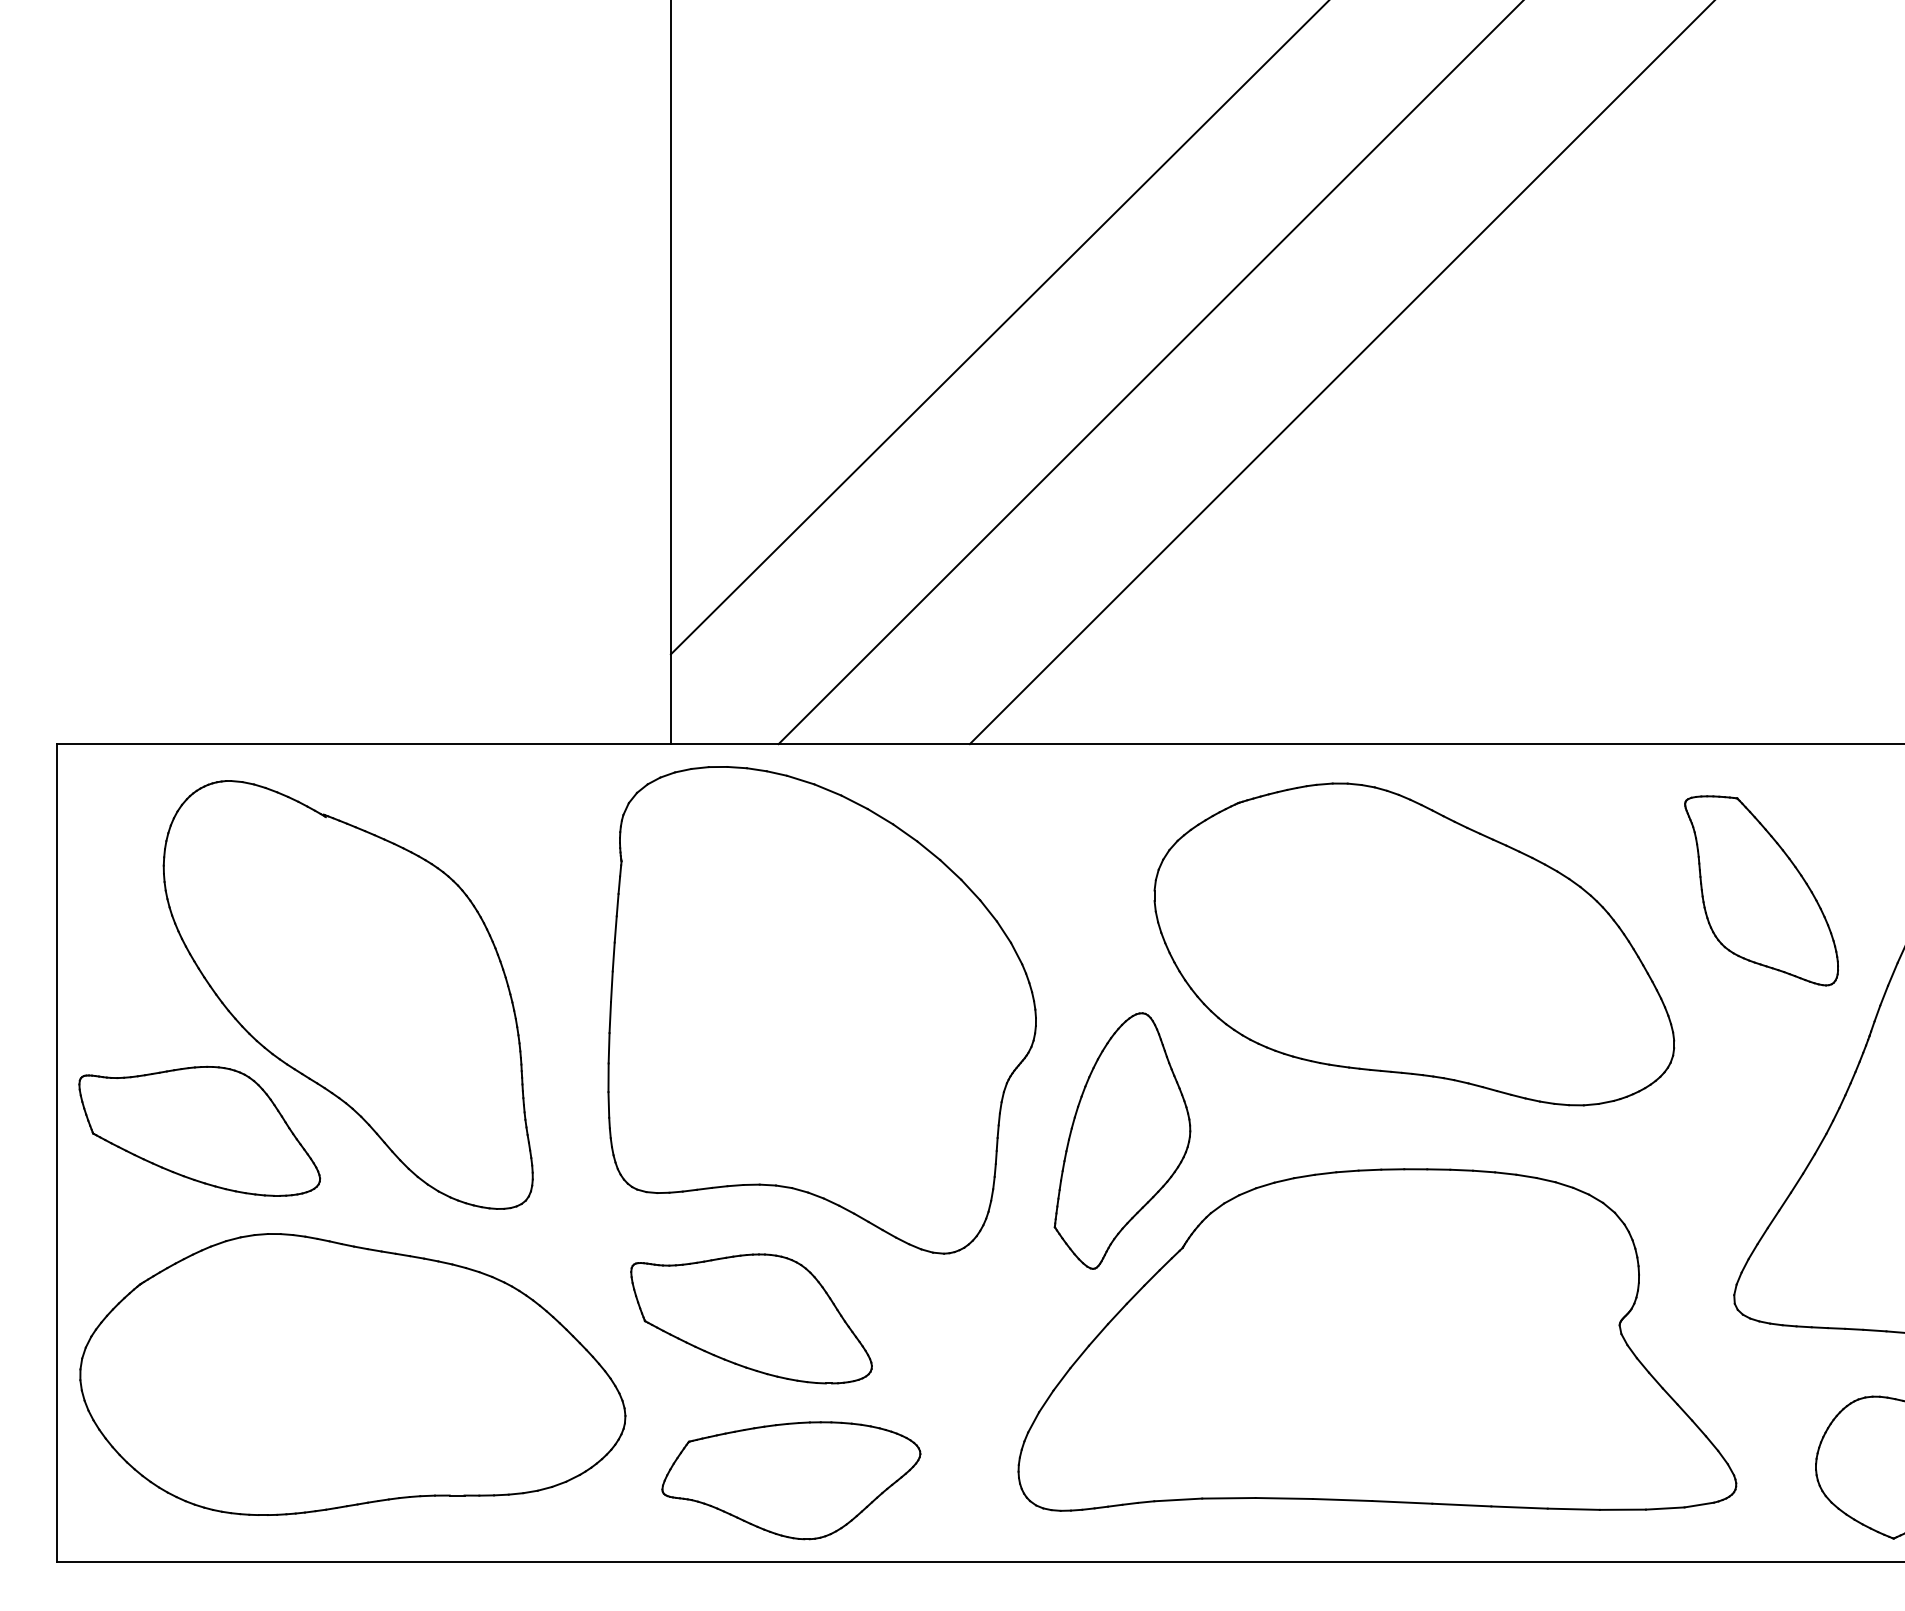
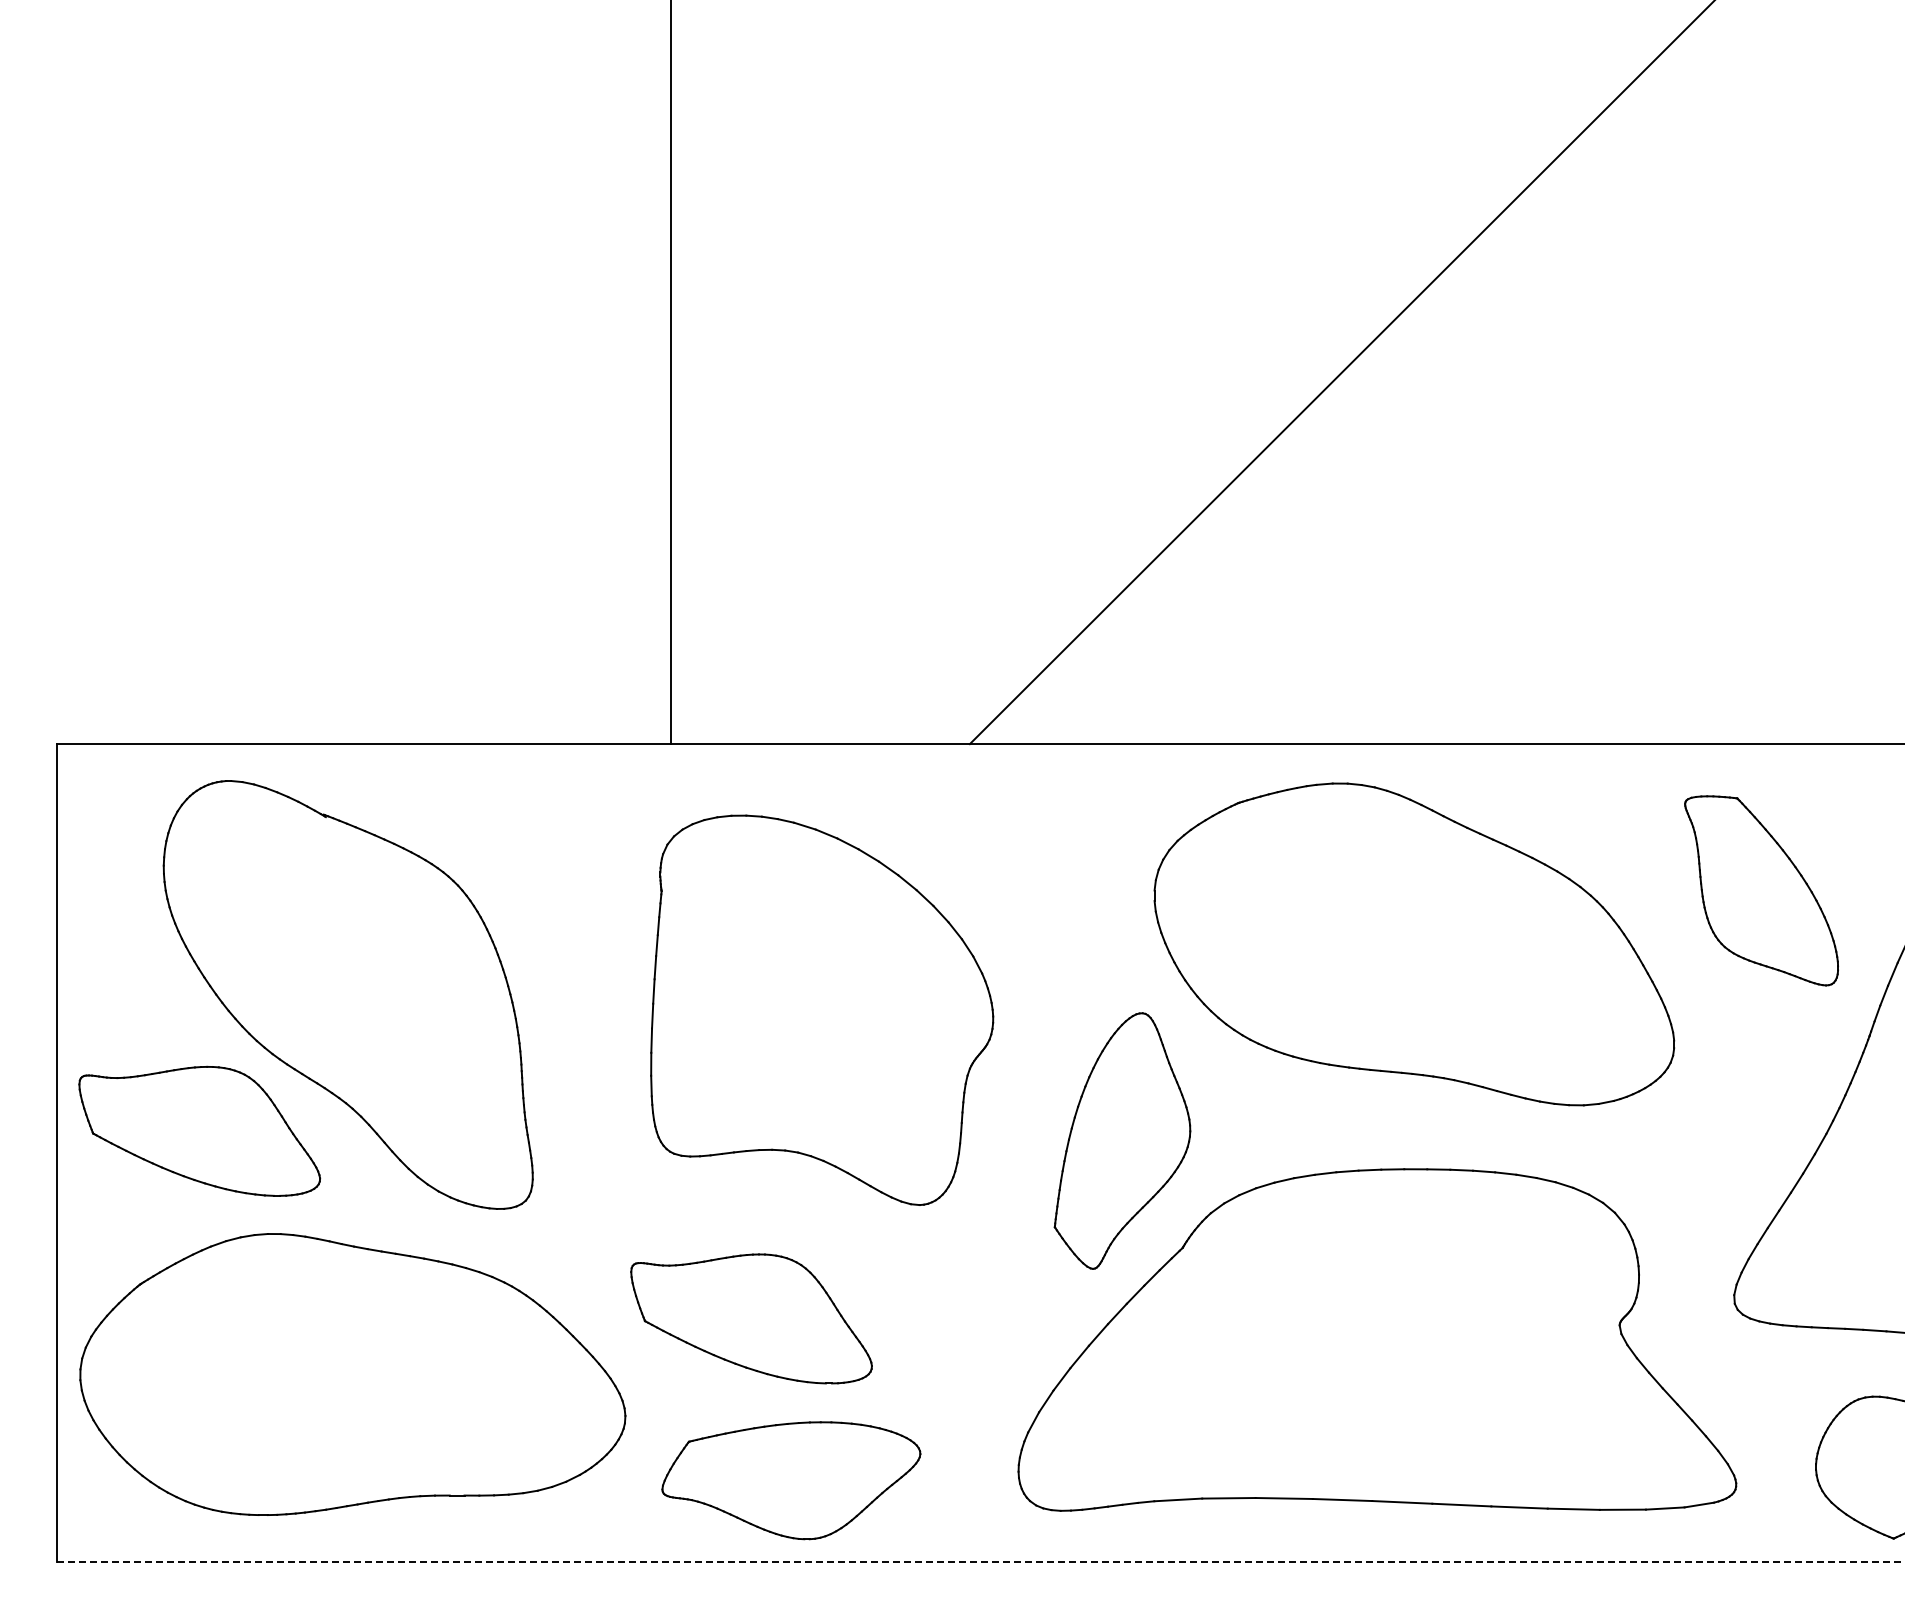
line: present -> none (998, 328)
line: present -> none (1149, 373)
part size: 430x489 px -> 345x392 px (822, 1009)
line: solid -> dashed (981, 1562)
